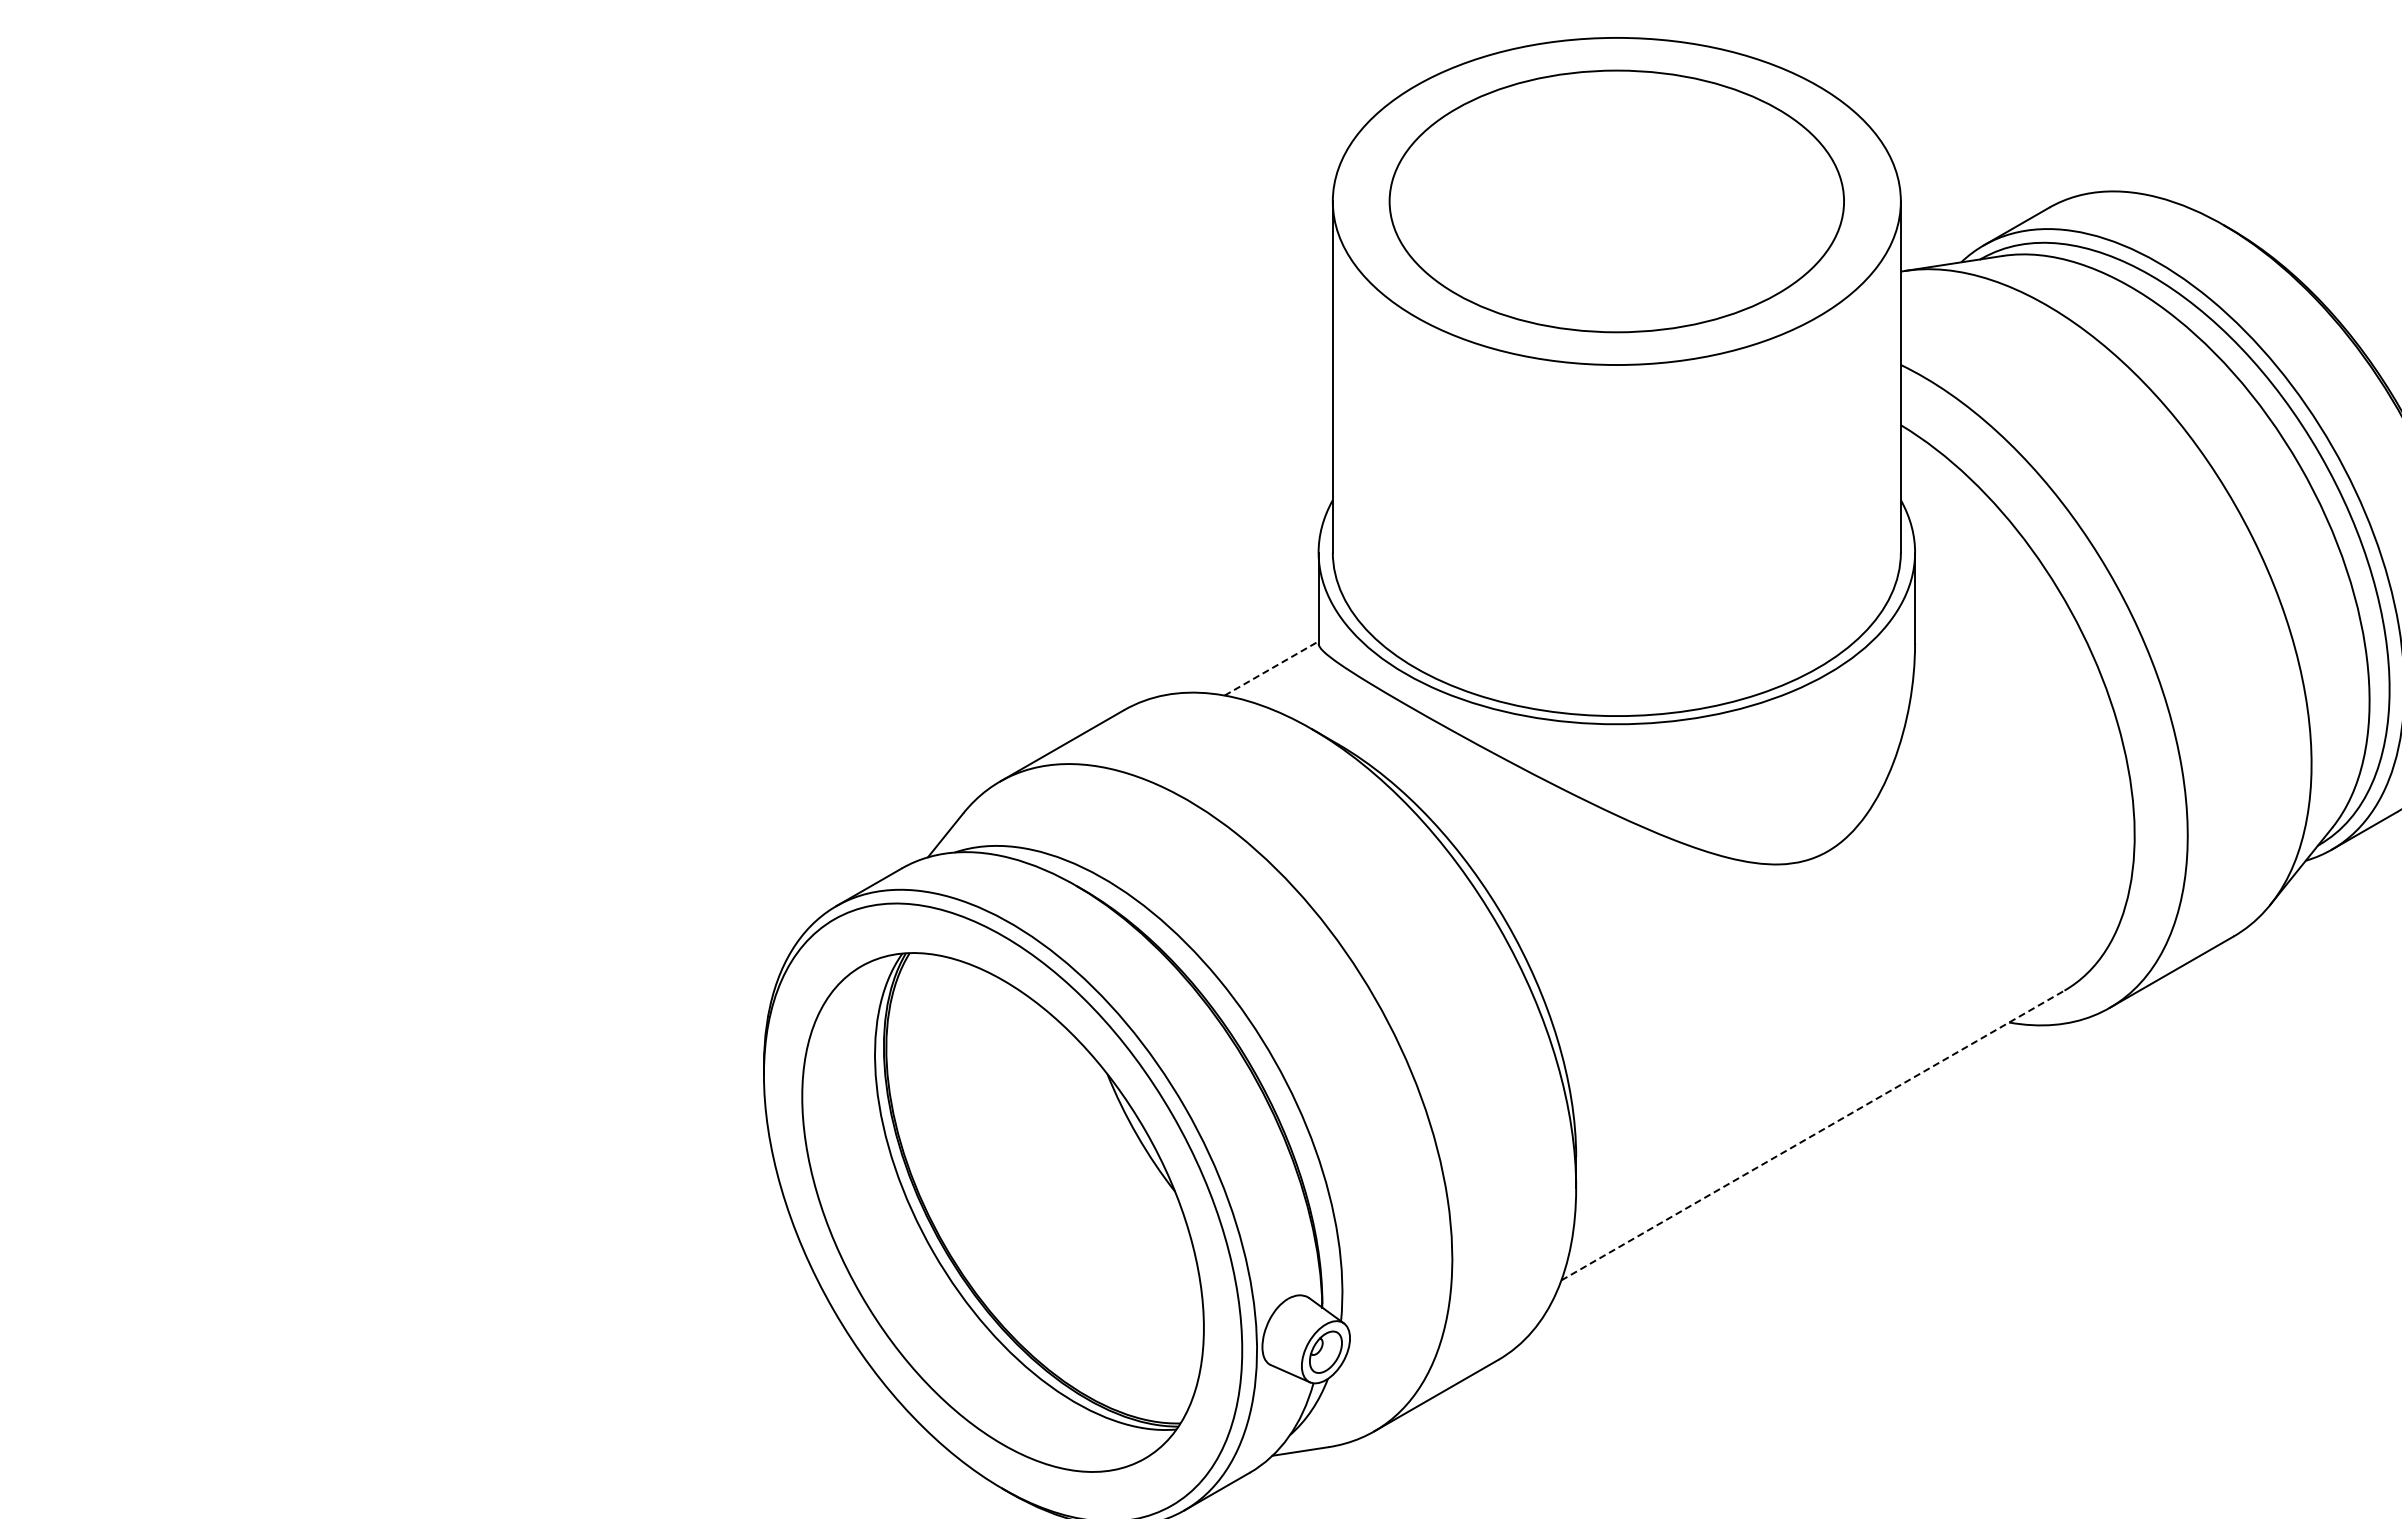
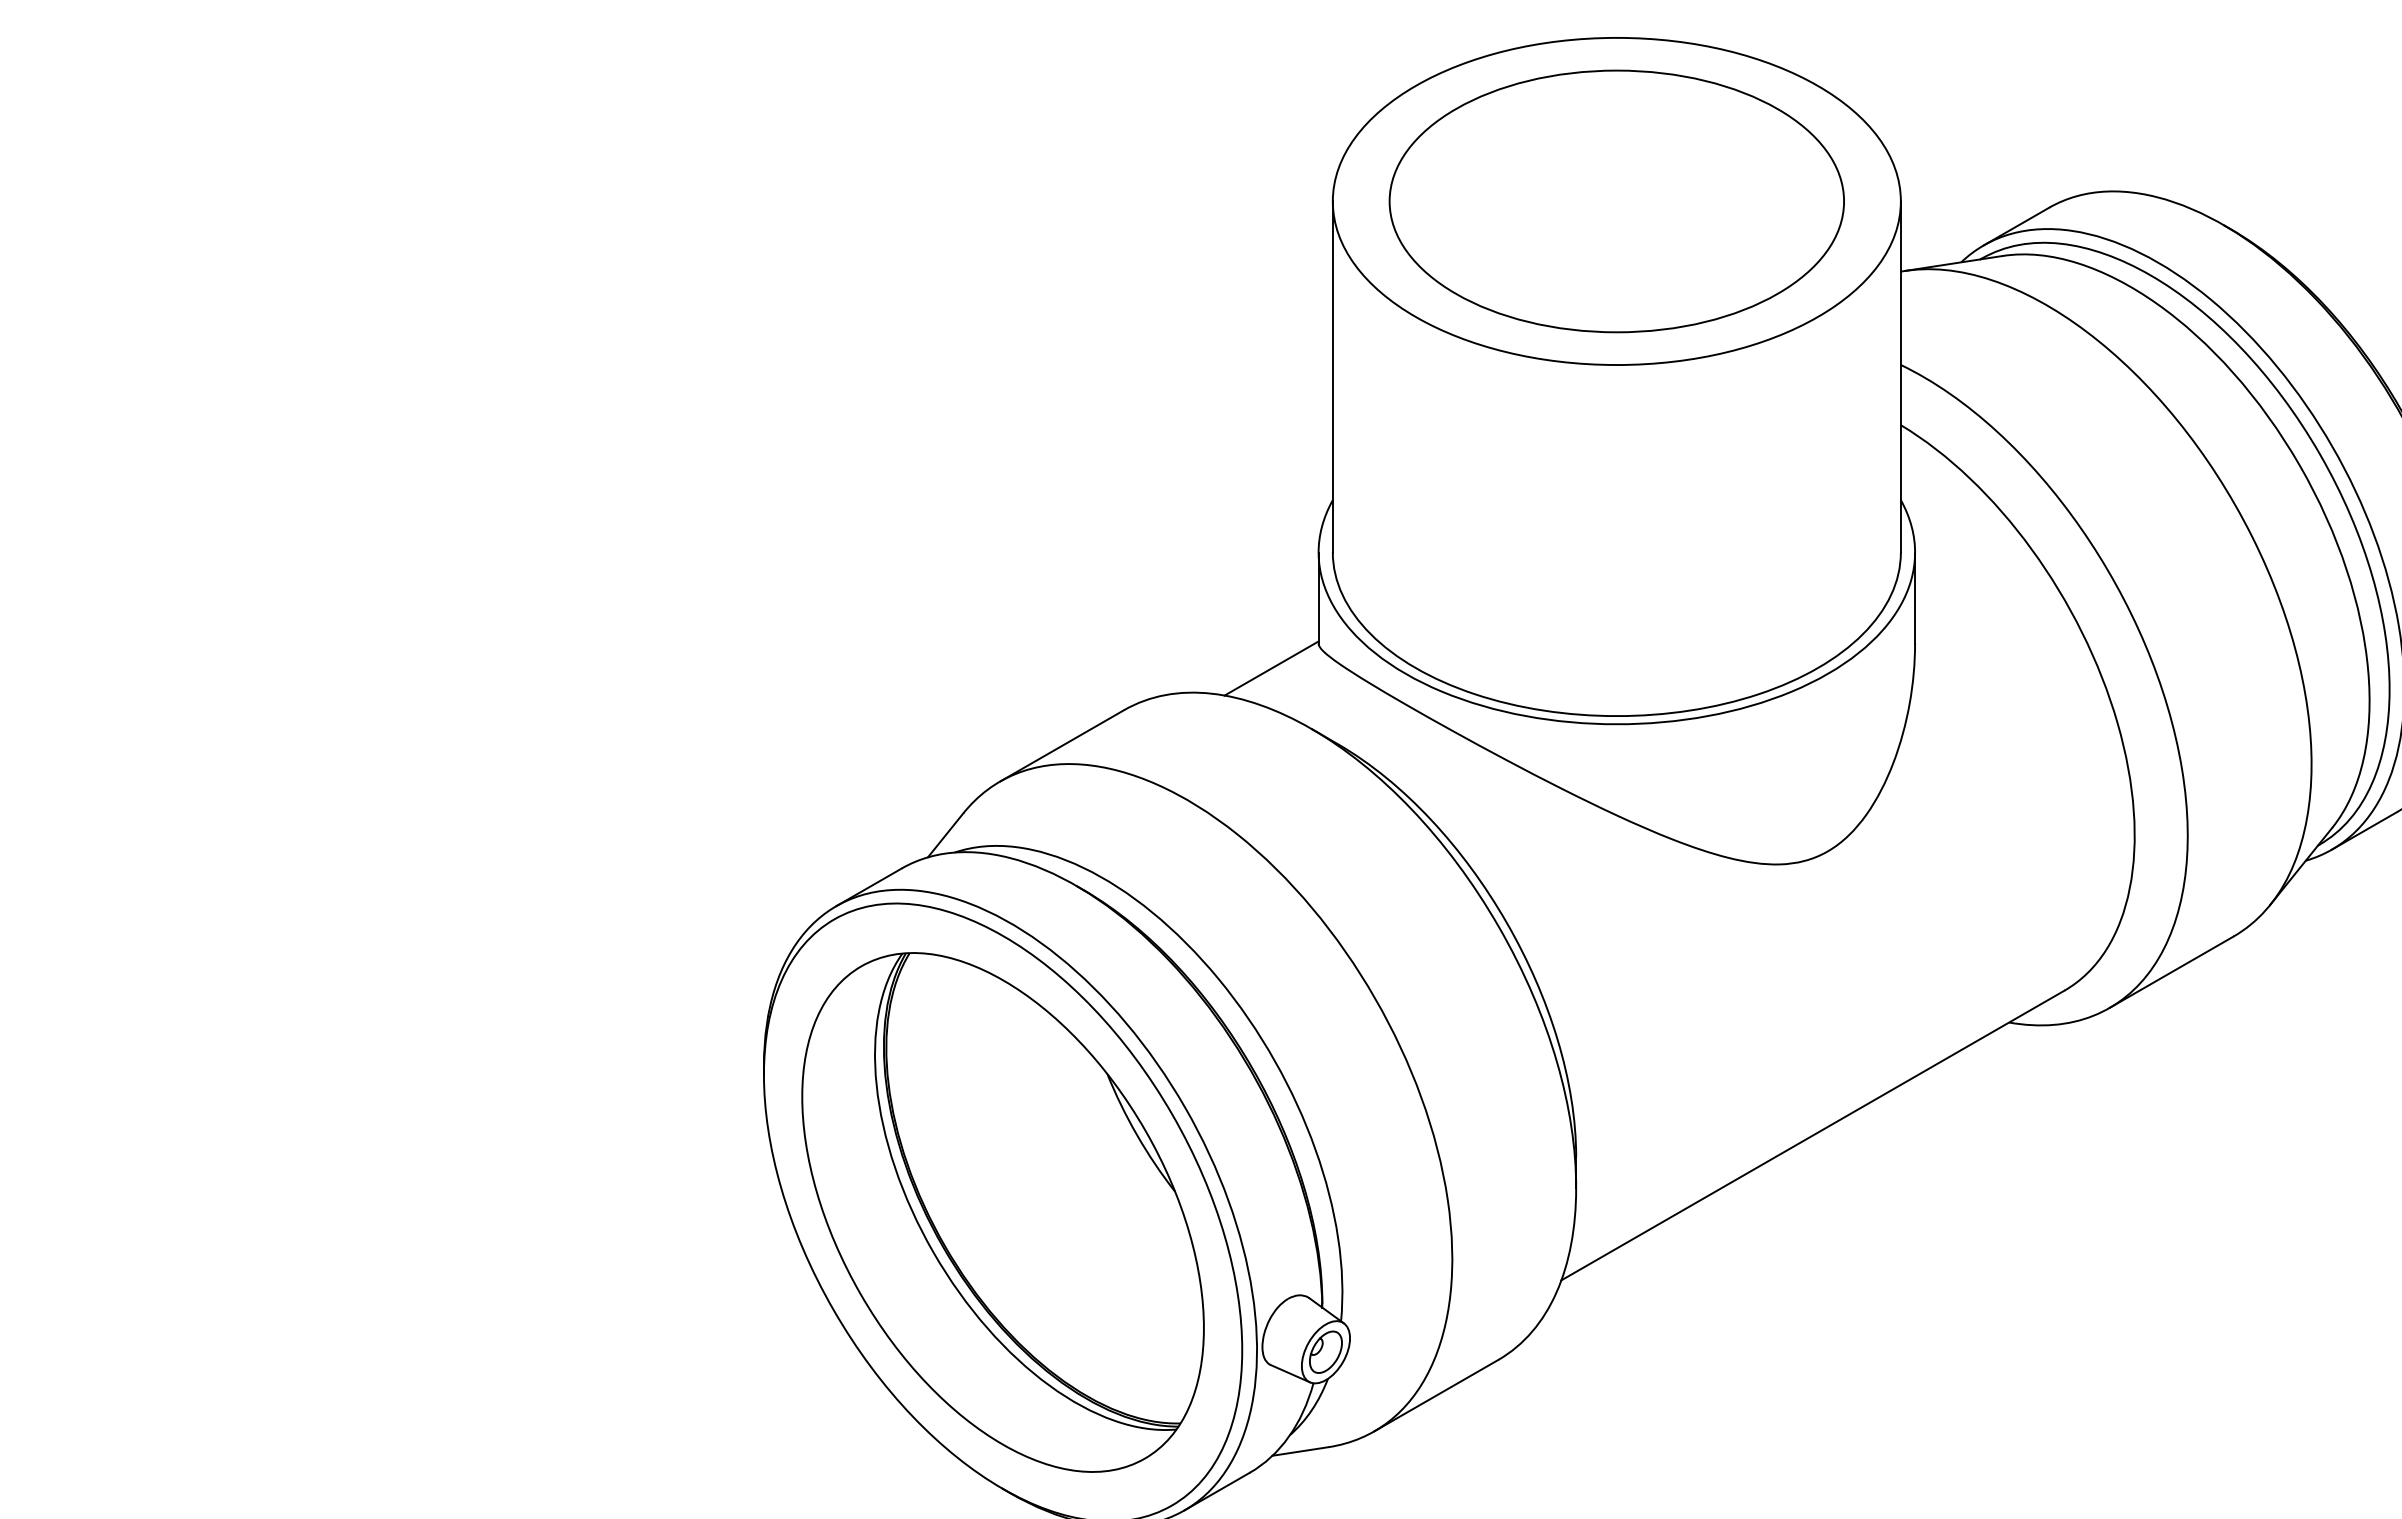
line: dashed -> solid (1272, 668)
line: dashed -> solid (1813, 1135)
